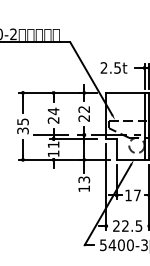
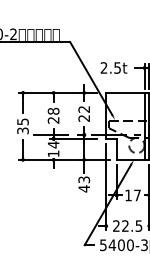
text: 24 -> 28 (53, 111)
text: 11 -> 14 (53, 144)
text: 13 -> 43 (83, 188)
